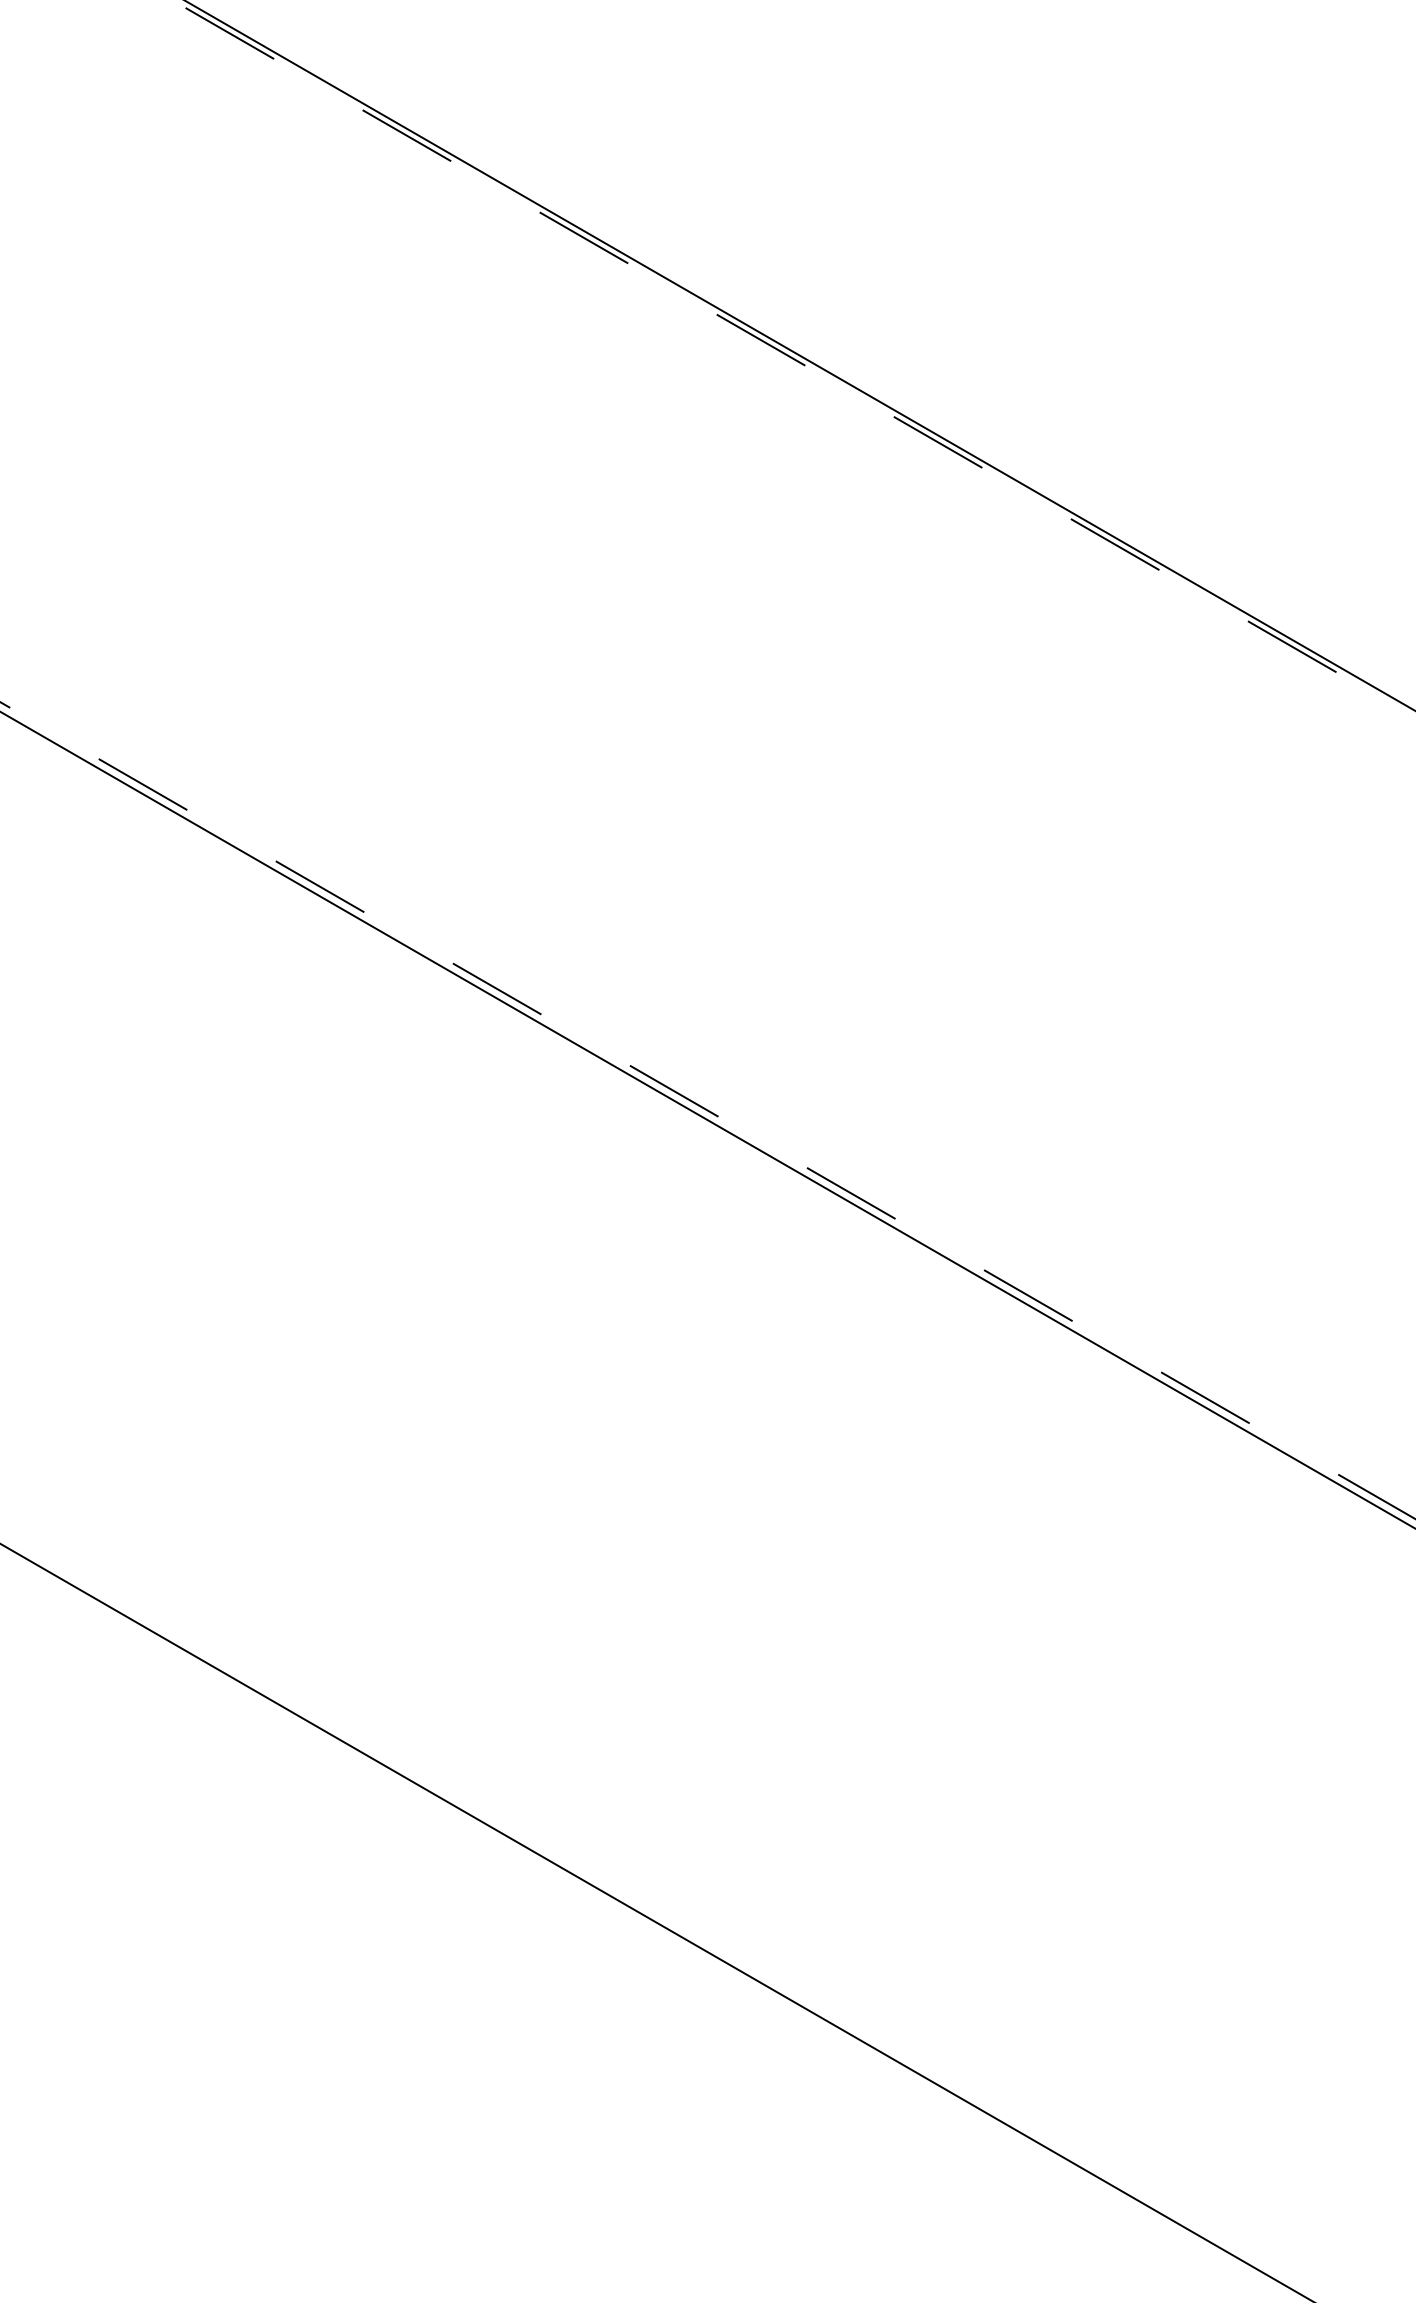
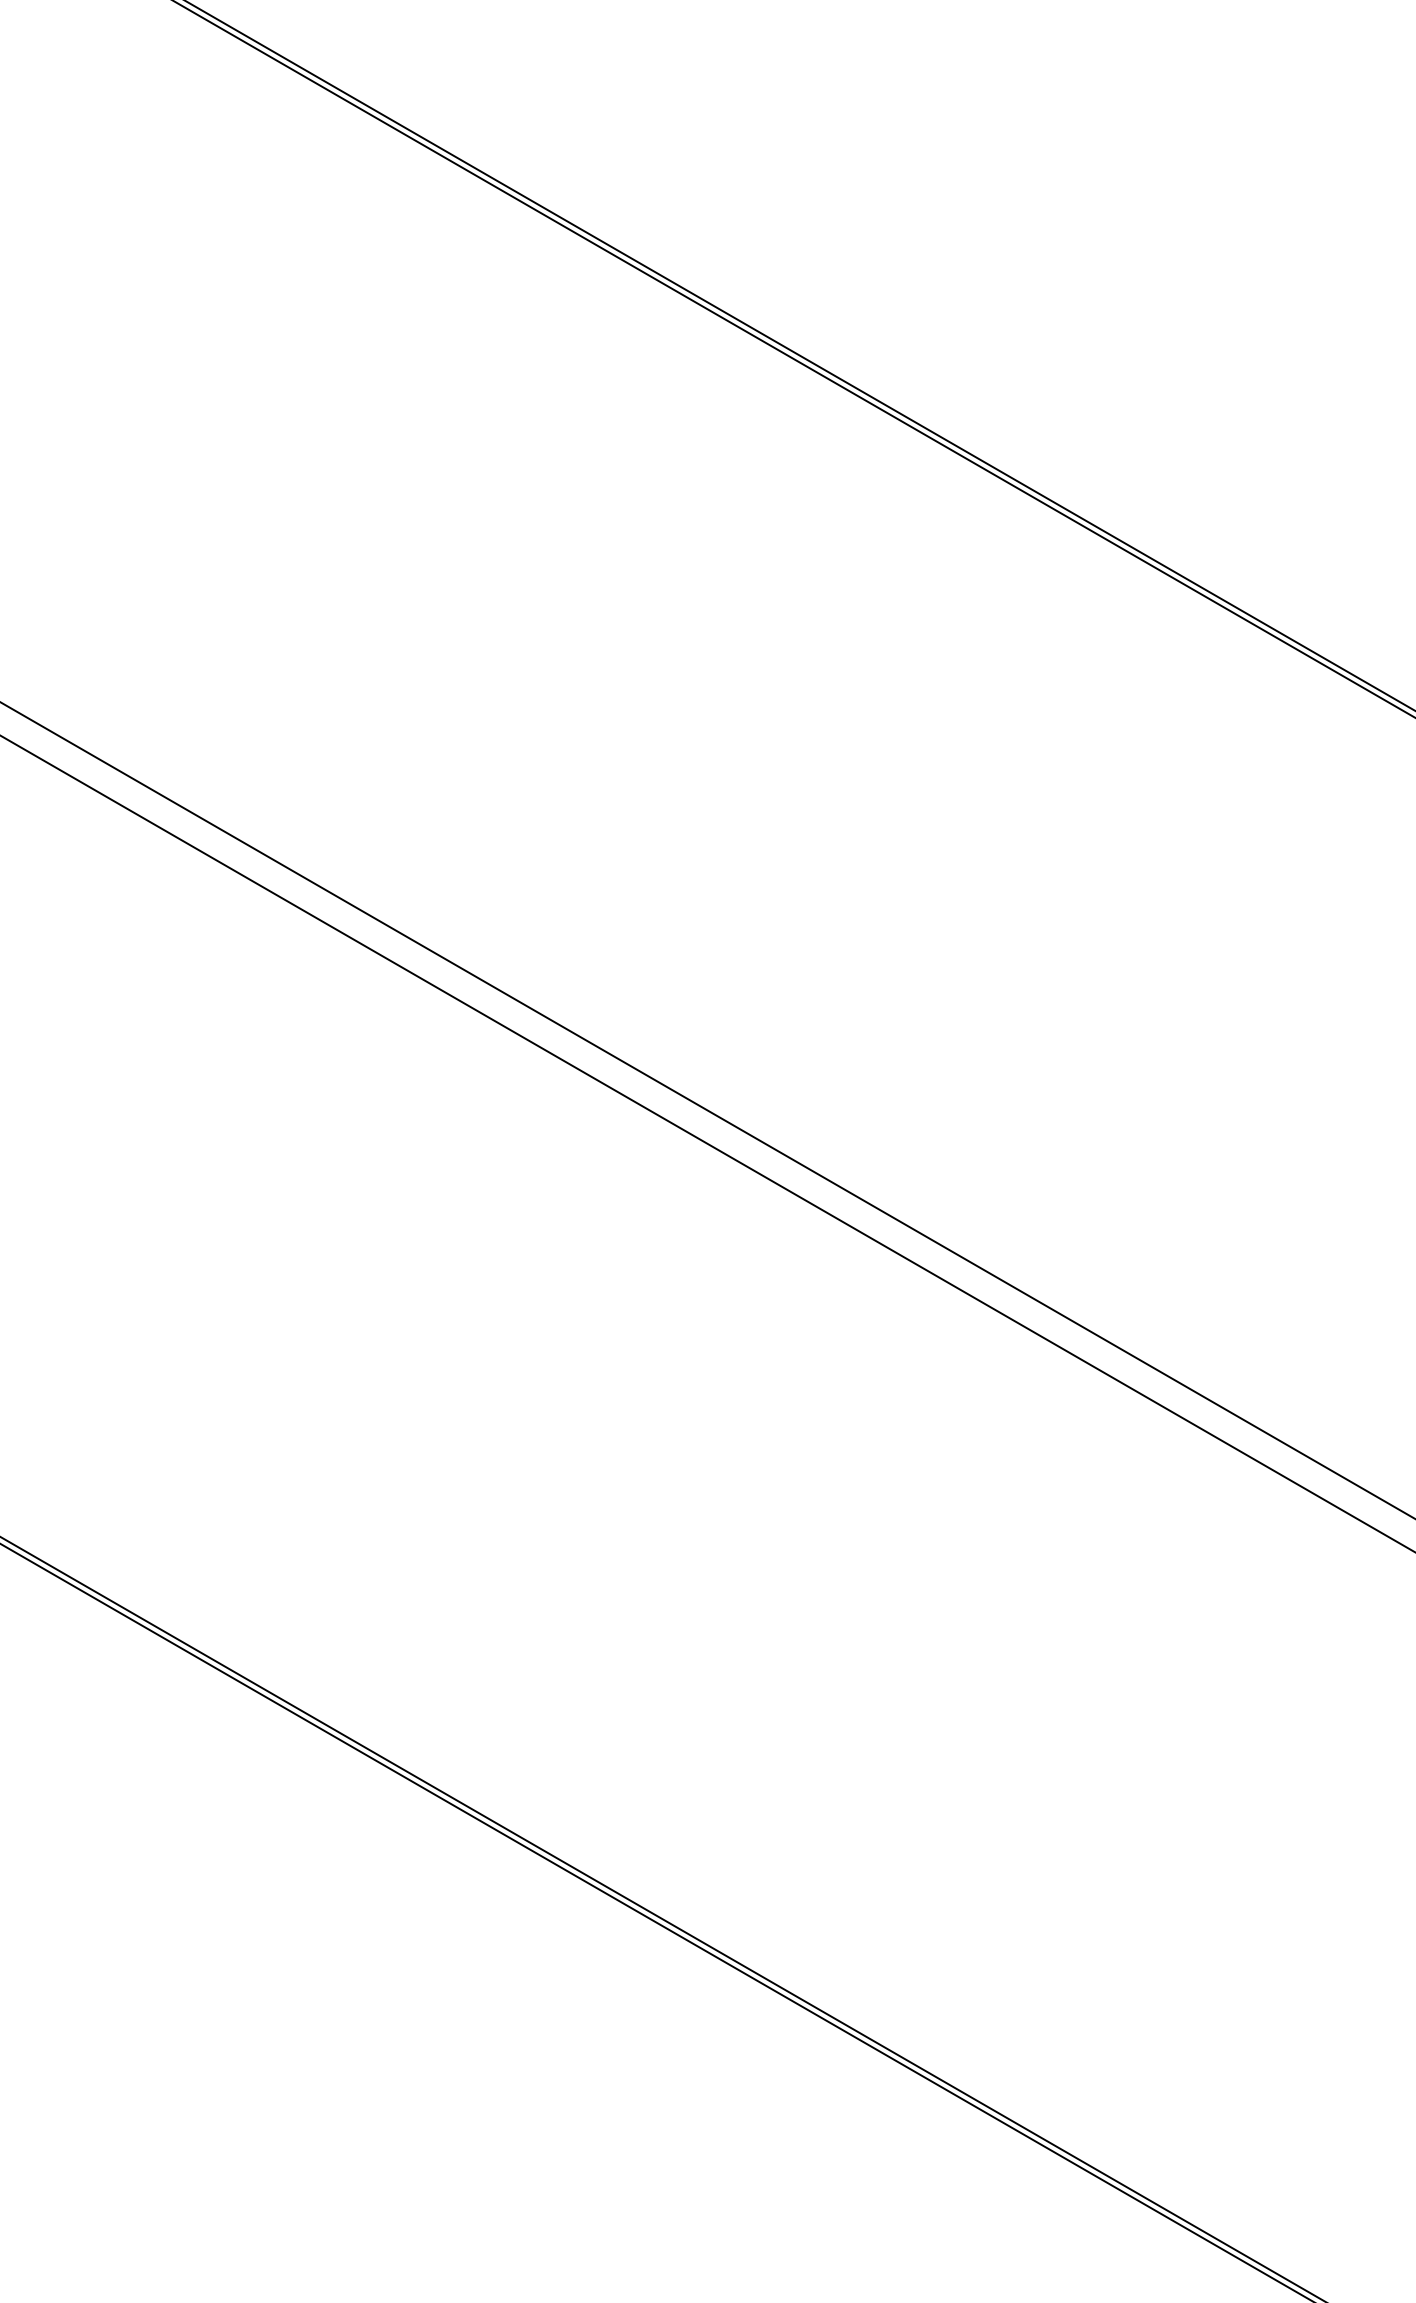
line: dashed -> solid (793, 358)
line: dashed -> solid (708, 1110)
line position: (707, 1120) -> (707, 1143) (707, 1143)
line: none -> present (662, 1918)
